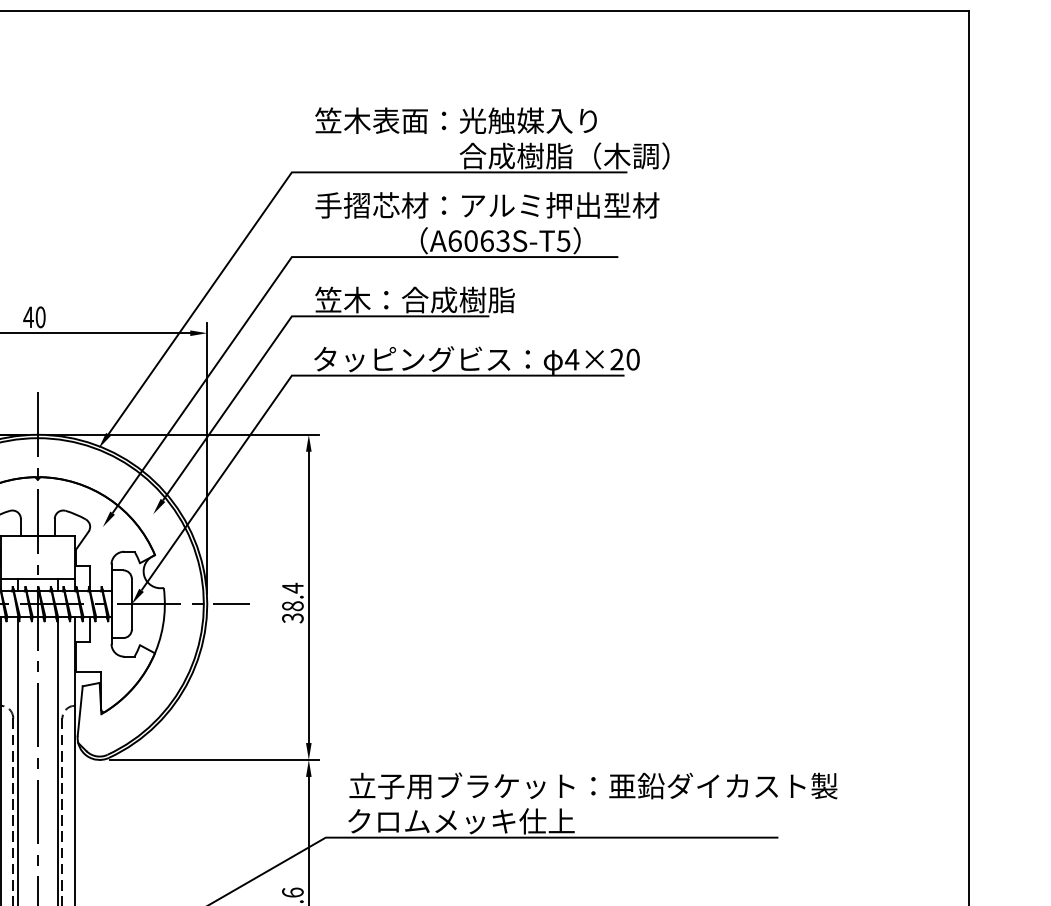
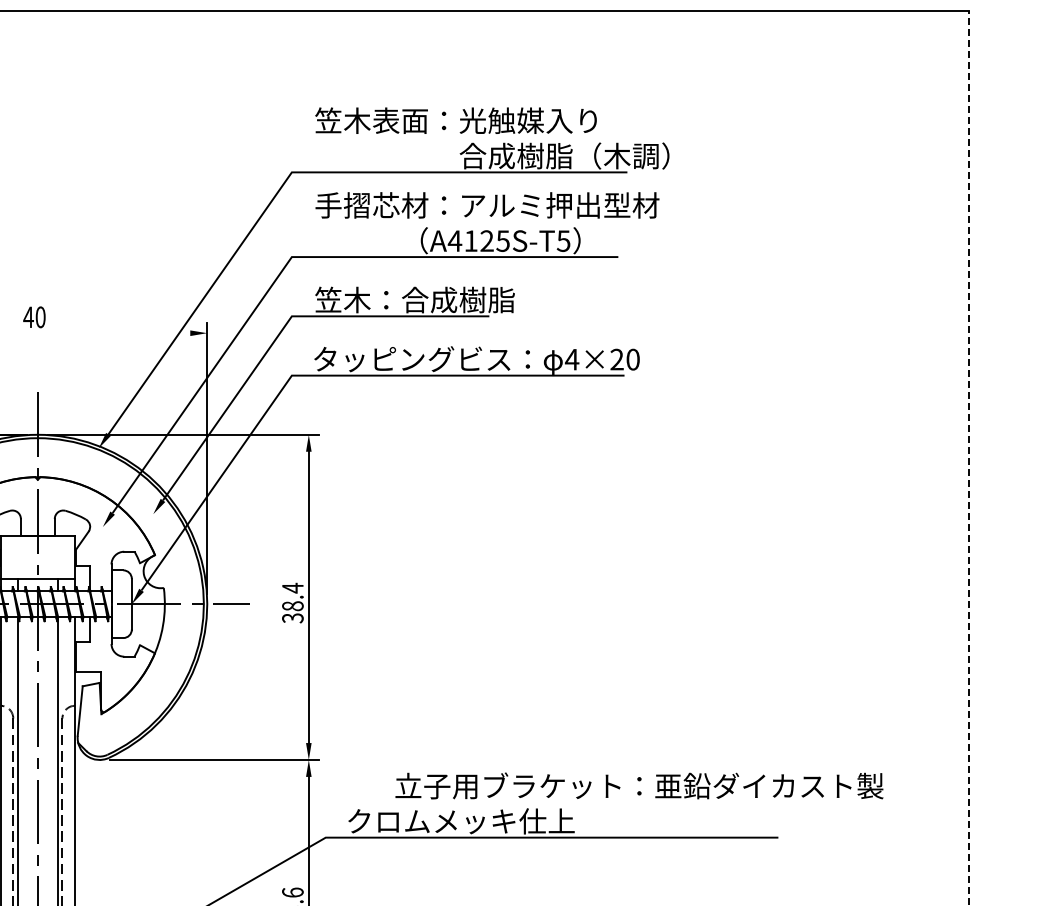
text: A6063S-T5 -> A4125S-T5 (478, 240)
line: present -> none (96, 333)
line: solid -> dashed (969, 458)
text position: (593, 785) -> (639, 785) (639, 785)
